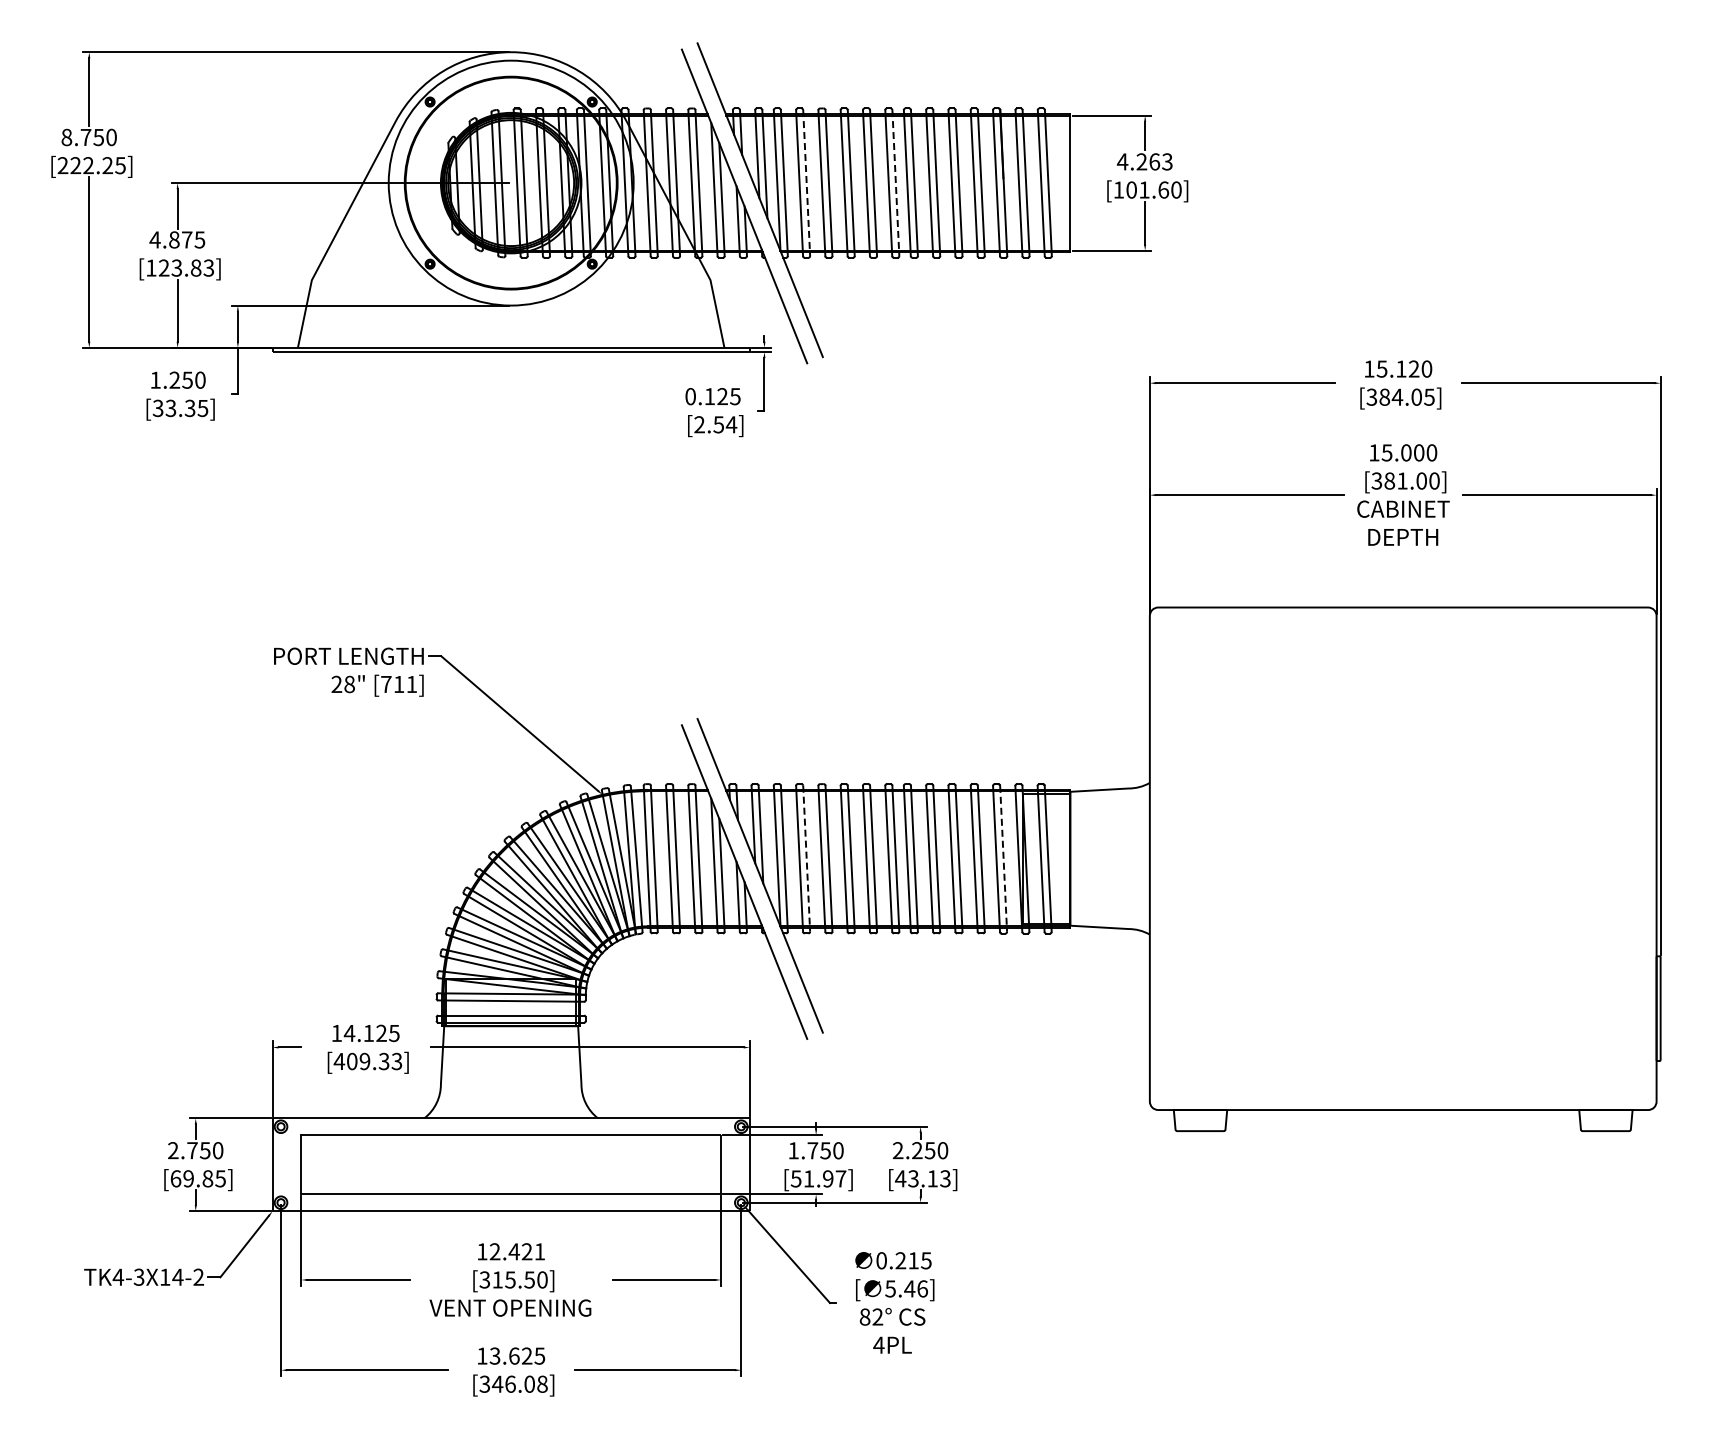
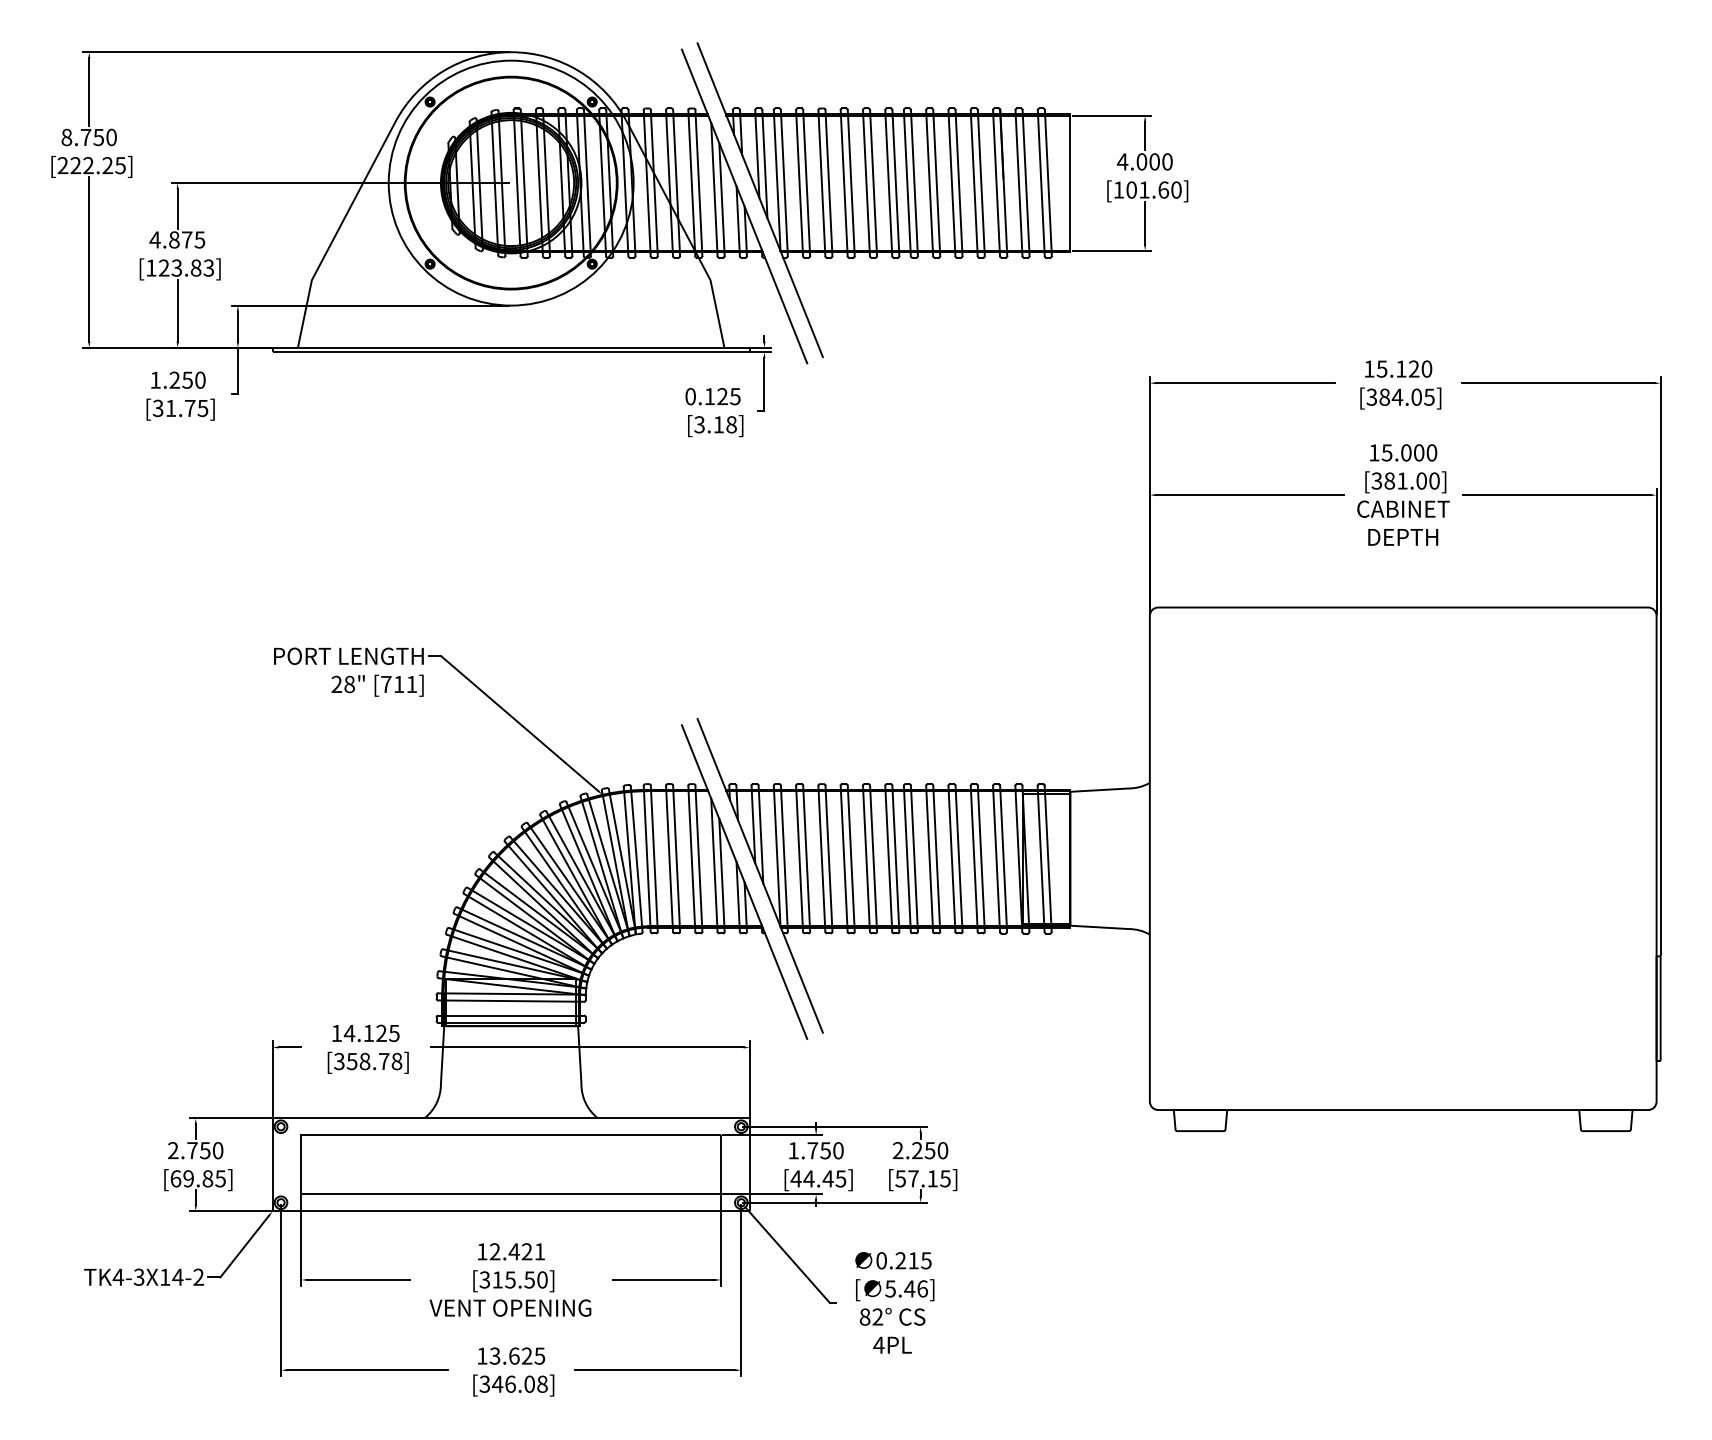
text: 4.263 -> 4.000 (1154, 161)
line: dashed -> solid (806, 183)
line: dashed -> solid (895, 183)
text: [33.35] -> [31.75] (180, 408)
text: [2.54] -> [3.18] (715, 424)
line: dashed -> solid (806, 859)
line: dashed -> solid (1003, 859)
text: [409.33] -> [358.78] (367, 1061)
text: [51.97] -> [44.45] (818, 1178)
text: [43.13] -> [57.15] (922, 1178)
